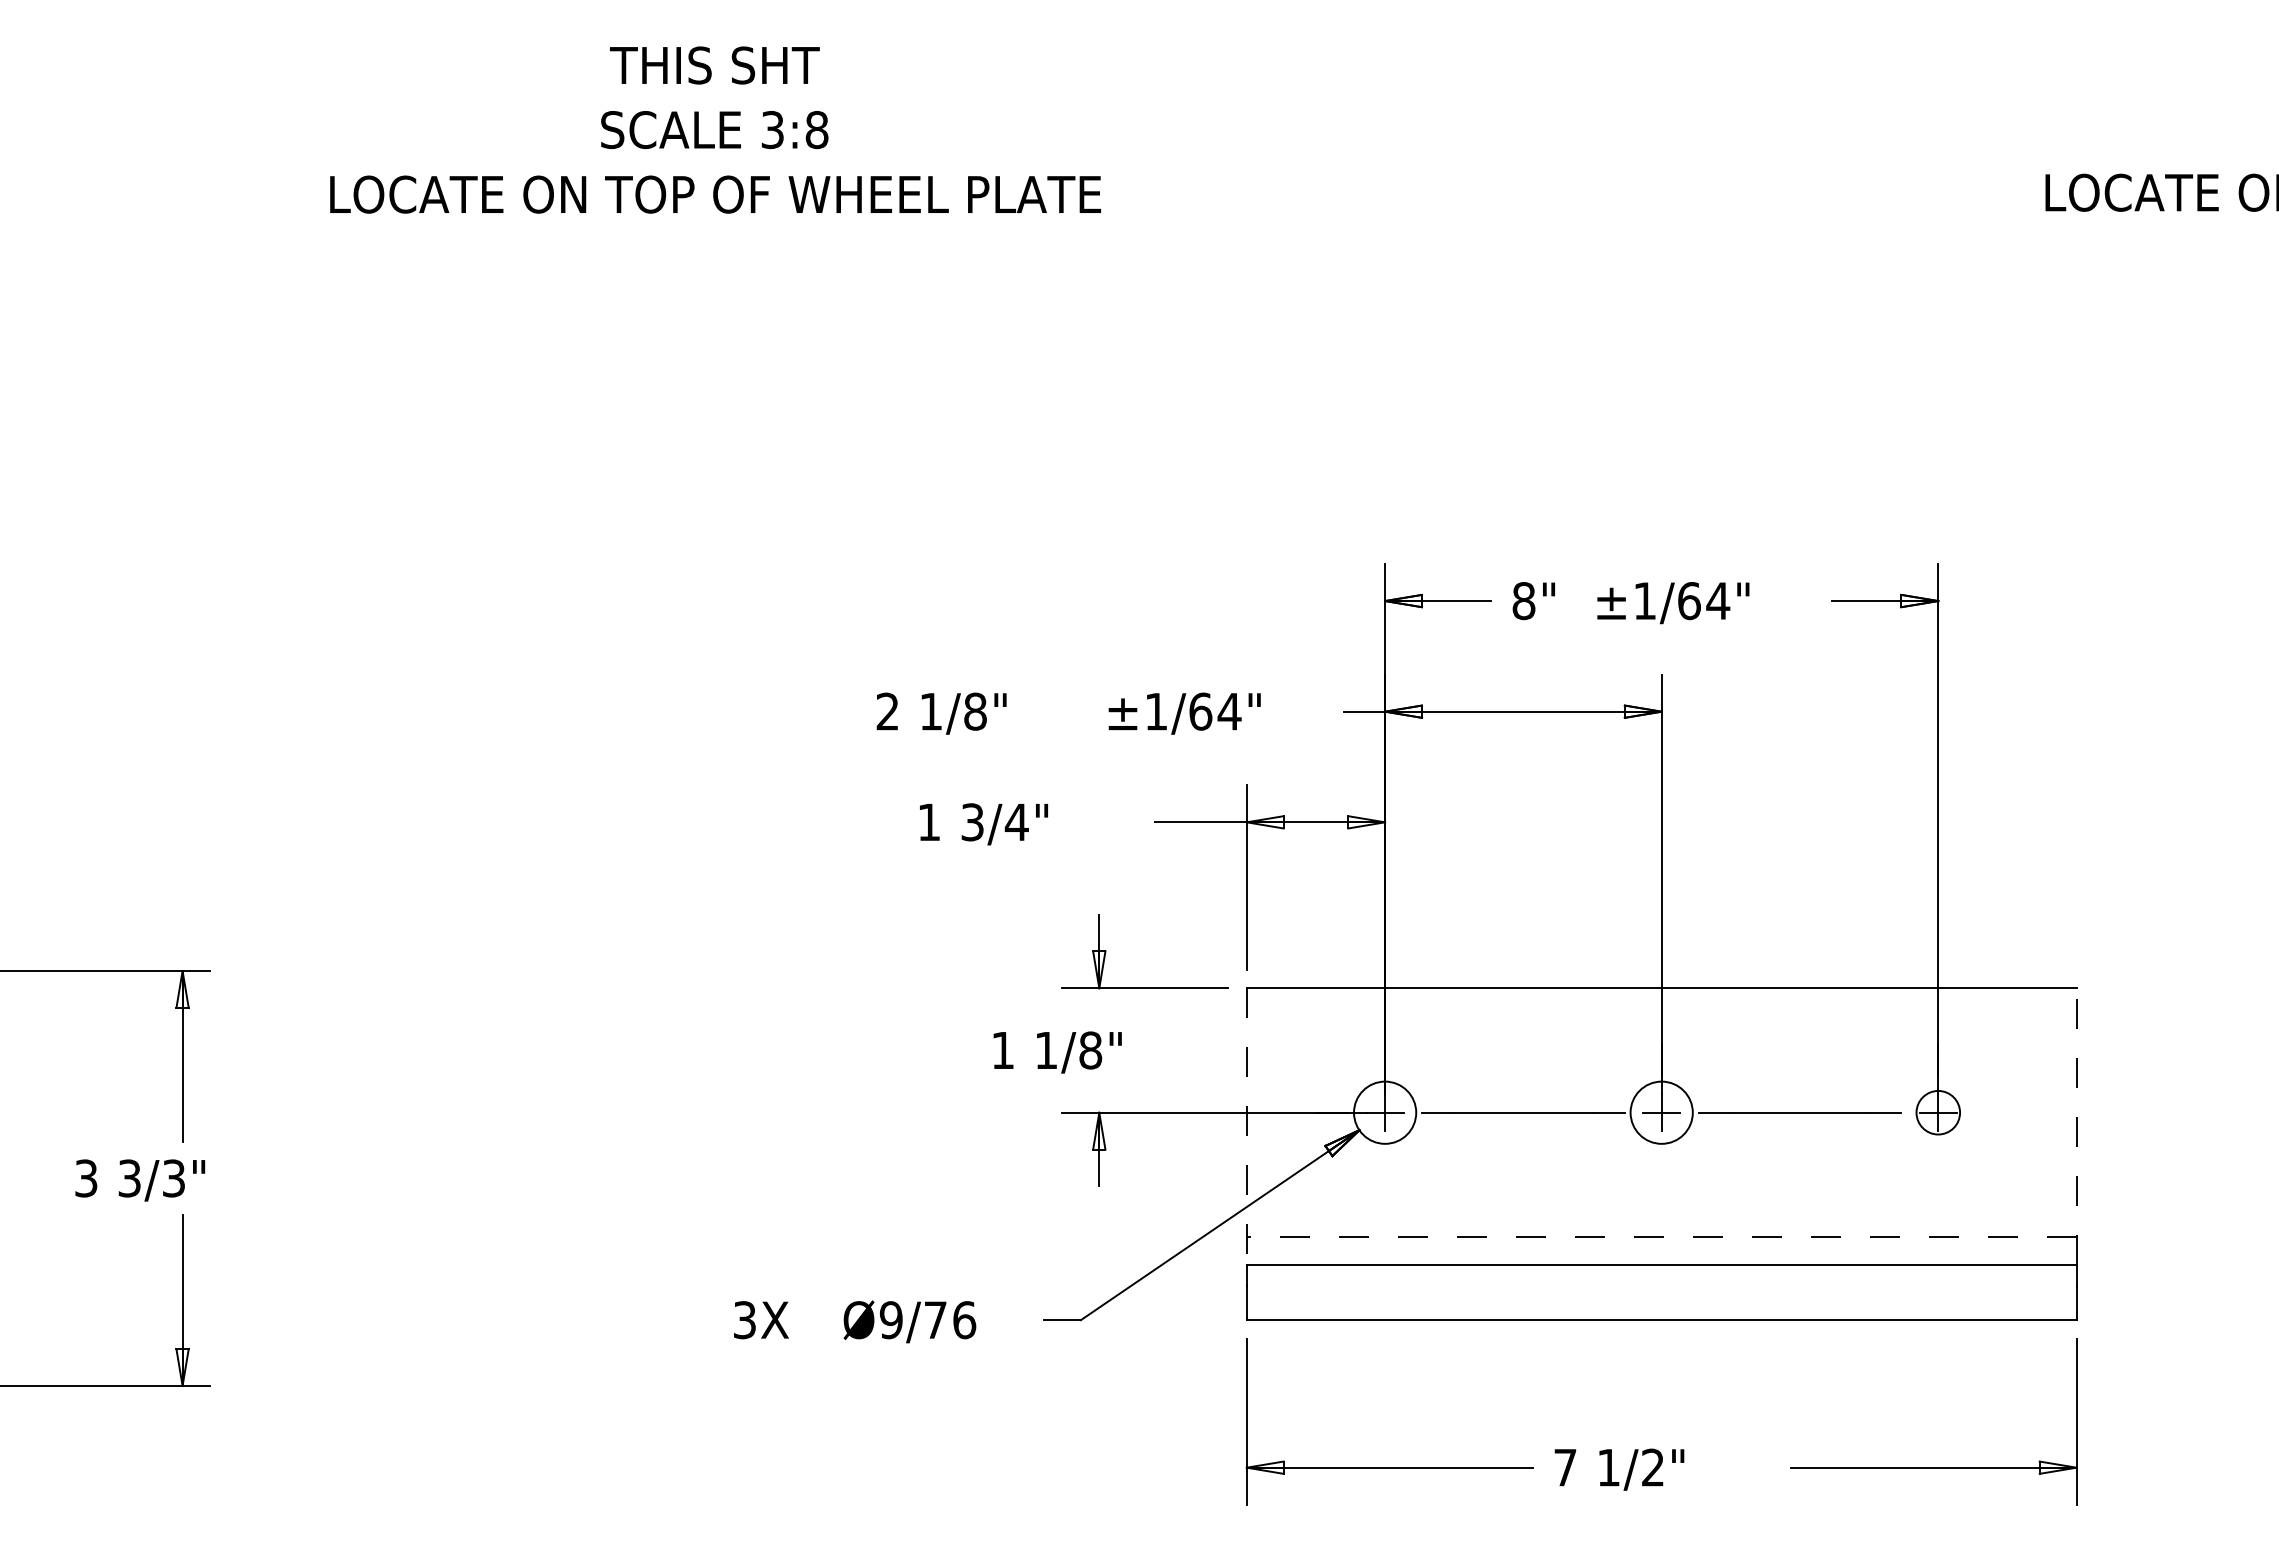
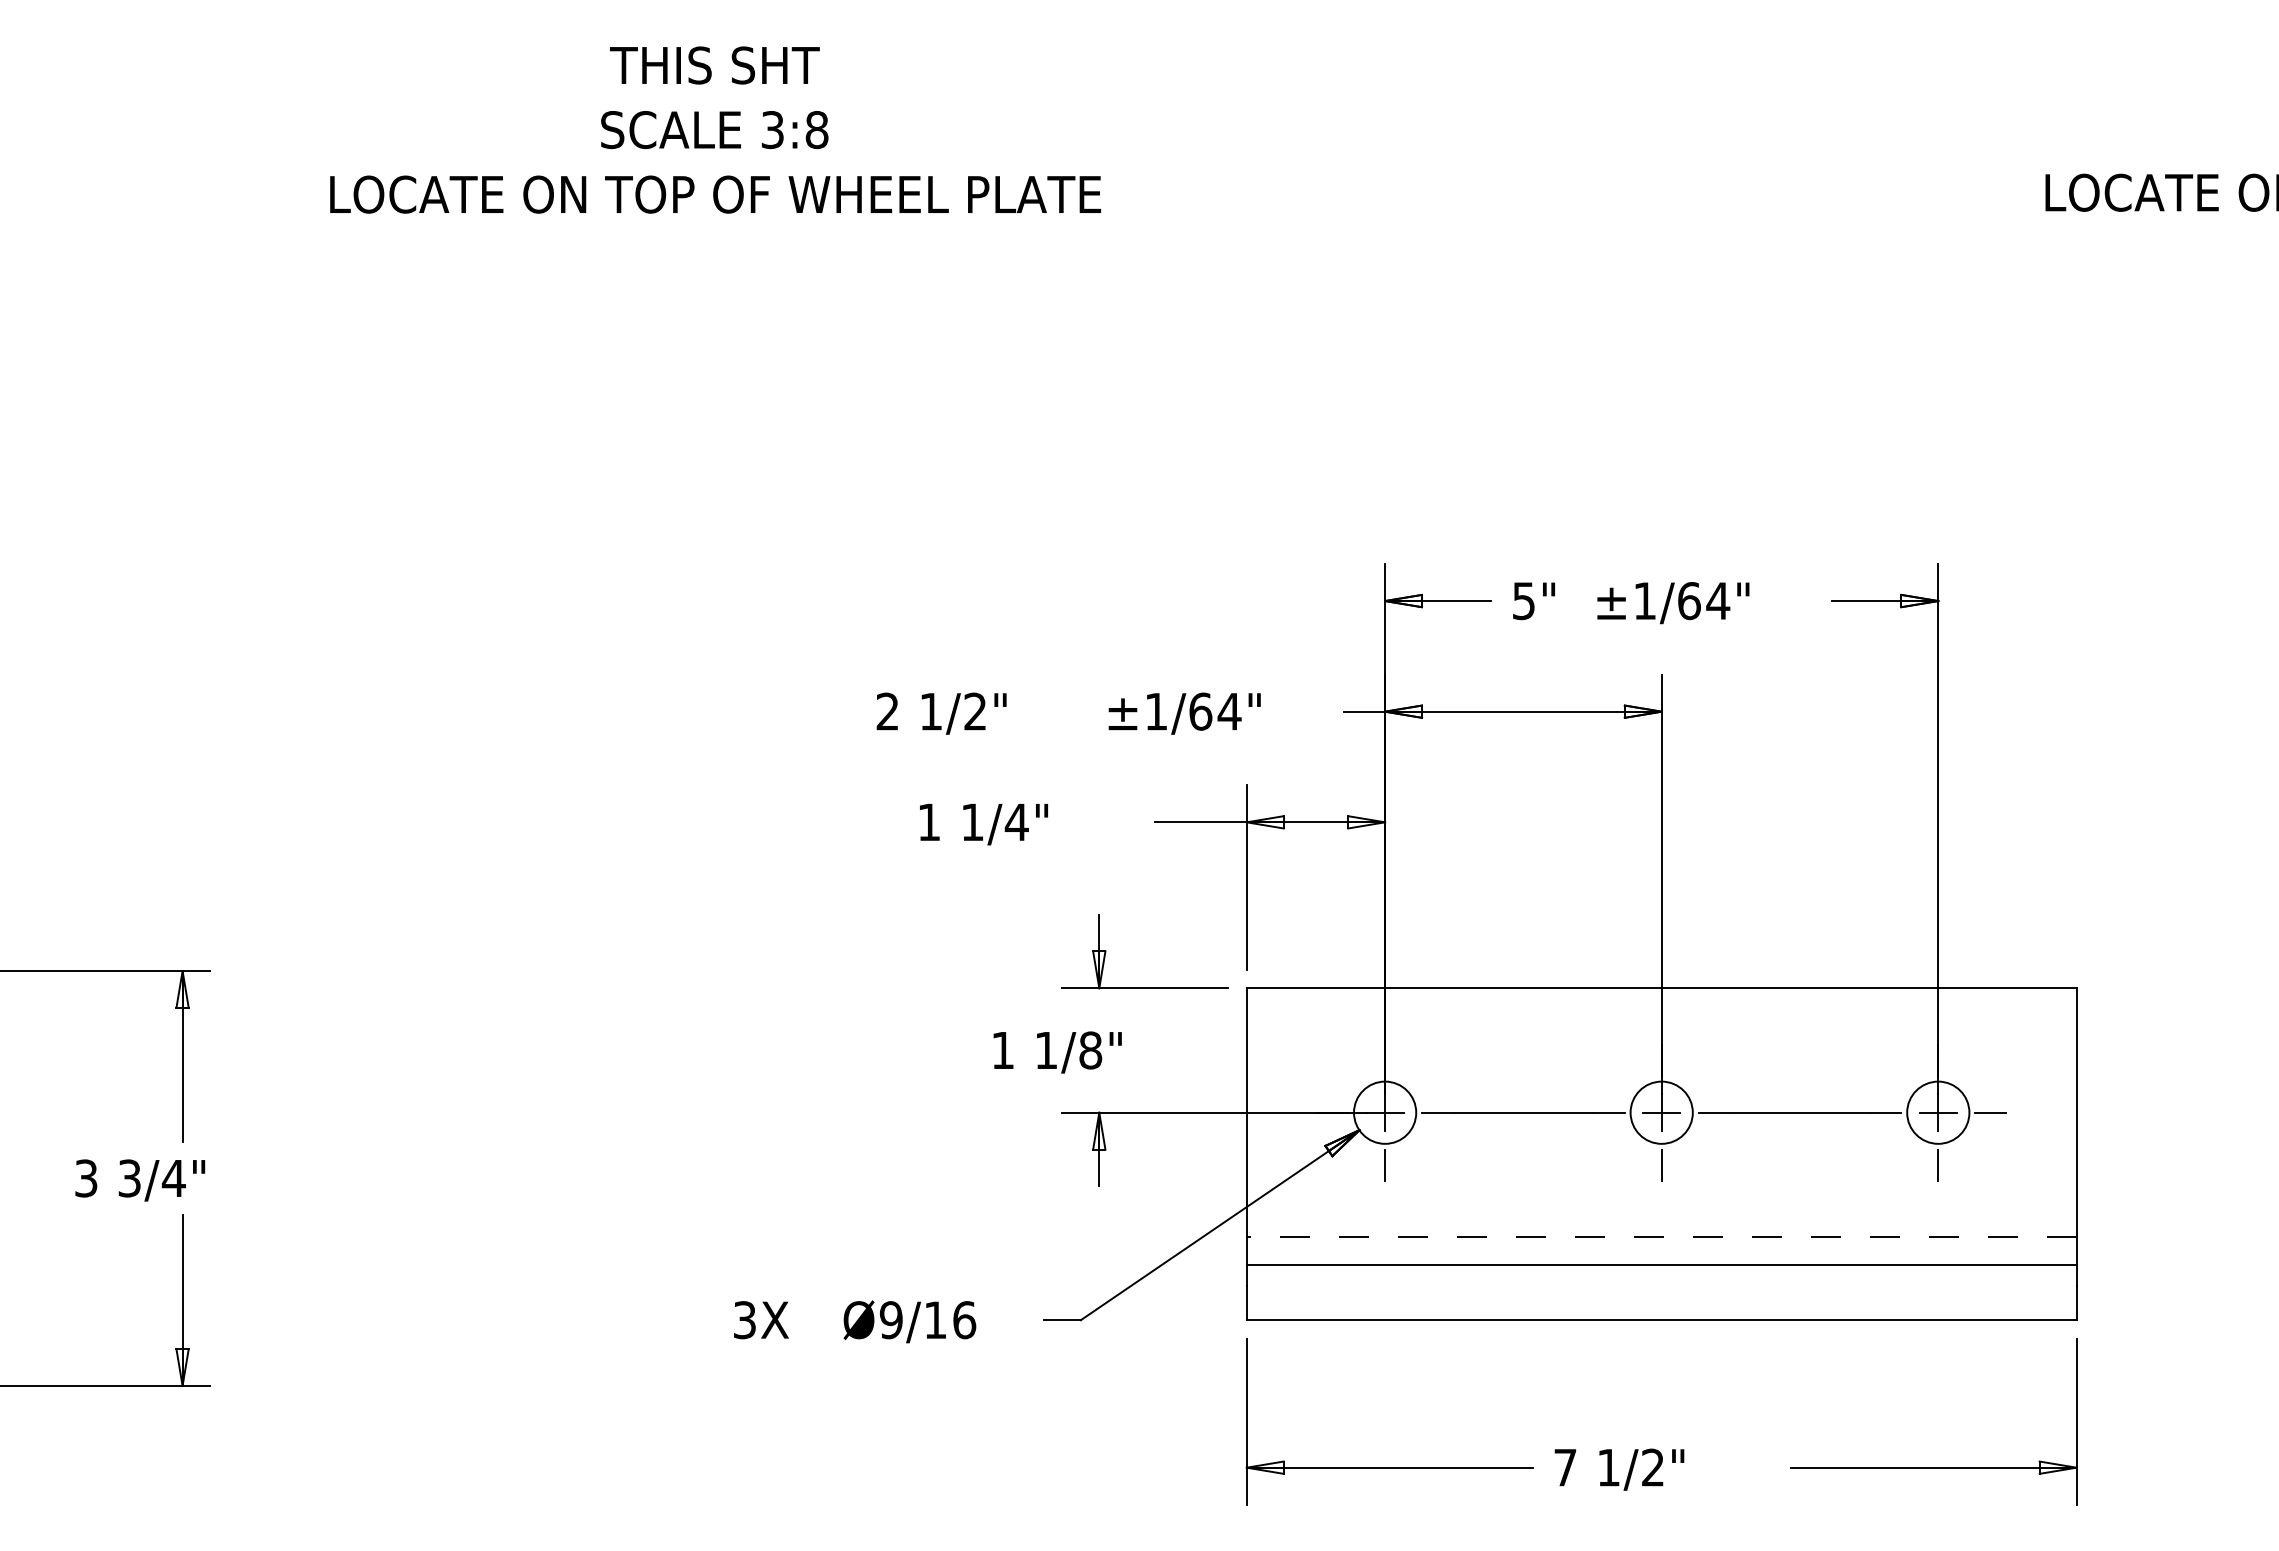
text: 8" -> 5" (1523, 601)
text: 1/8" -> 1/2" (975, 711)
text: 3/4" -> 1/4" (972, 822)
circle diameter: 44 px -> 62 px (1938, 1112)
line: none -> present (1990, 1112)
line: dashed -> solid (2076, 1126)
line: dashed -> solid (1246, 1127)
line: none -> present (1385, 1164)
line: none -> present (1661, 1164)
line: none -> present (1938, 1164)
text: 3/3" -> 3/4" (173, 1178)
text: Ø9/76 -> Ø9/16 (935, 1319)
